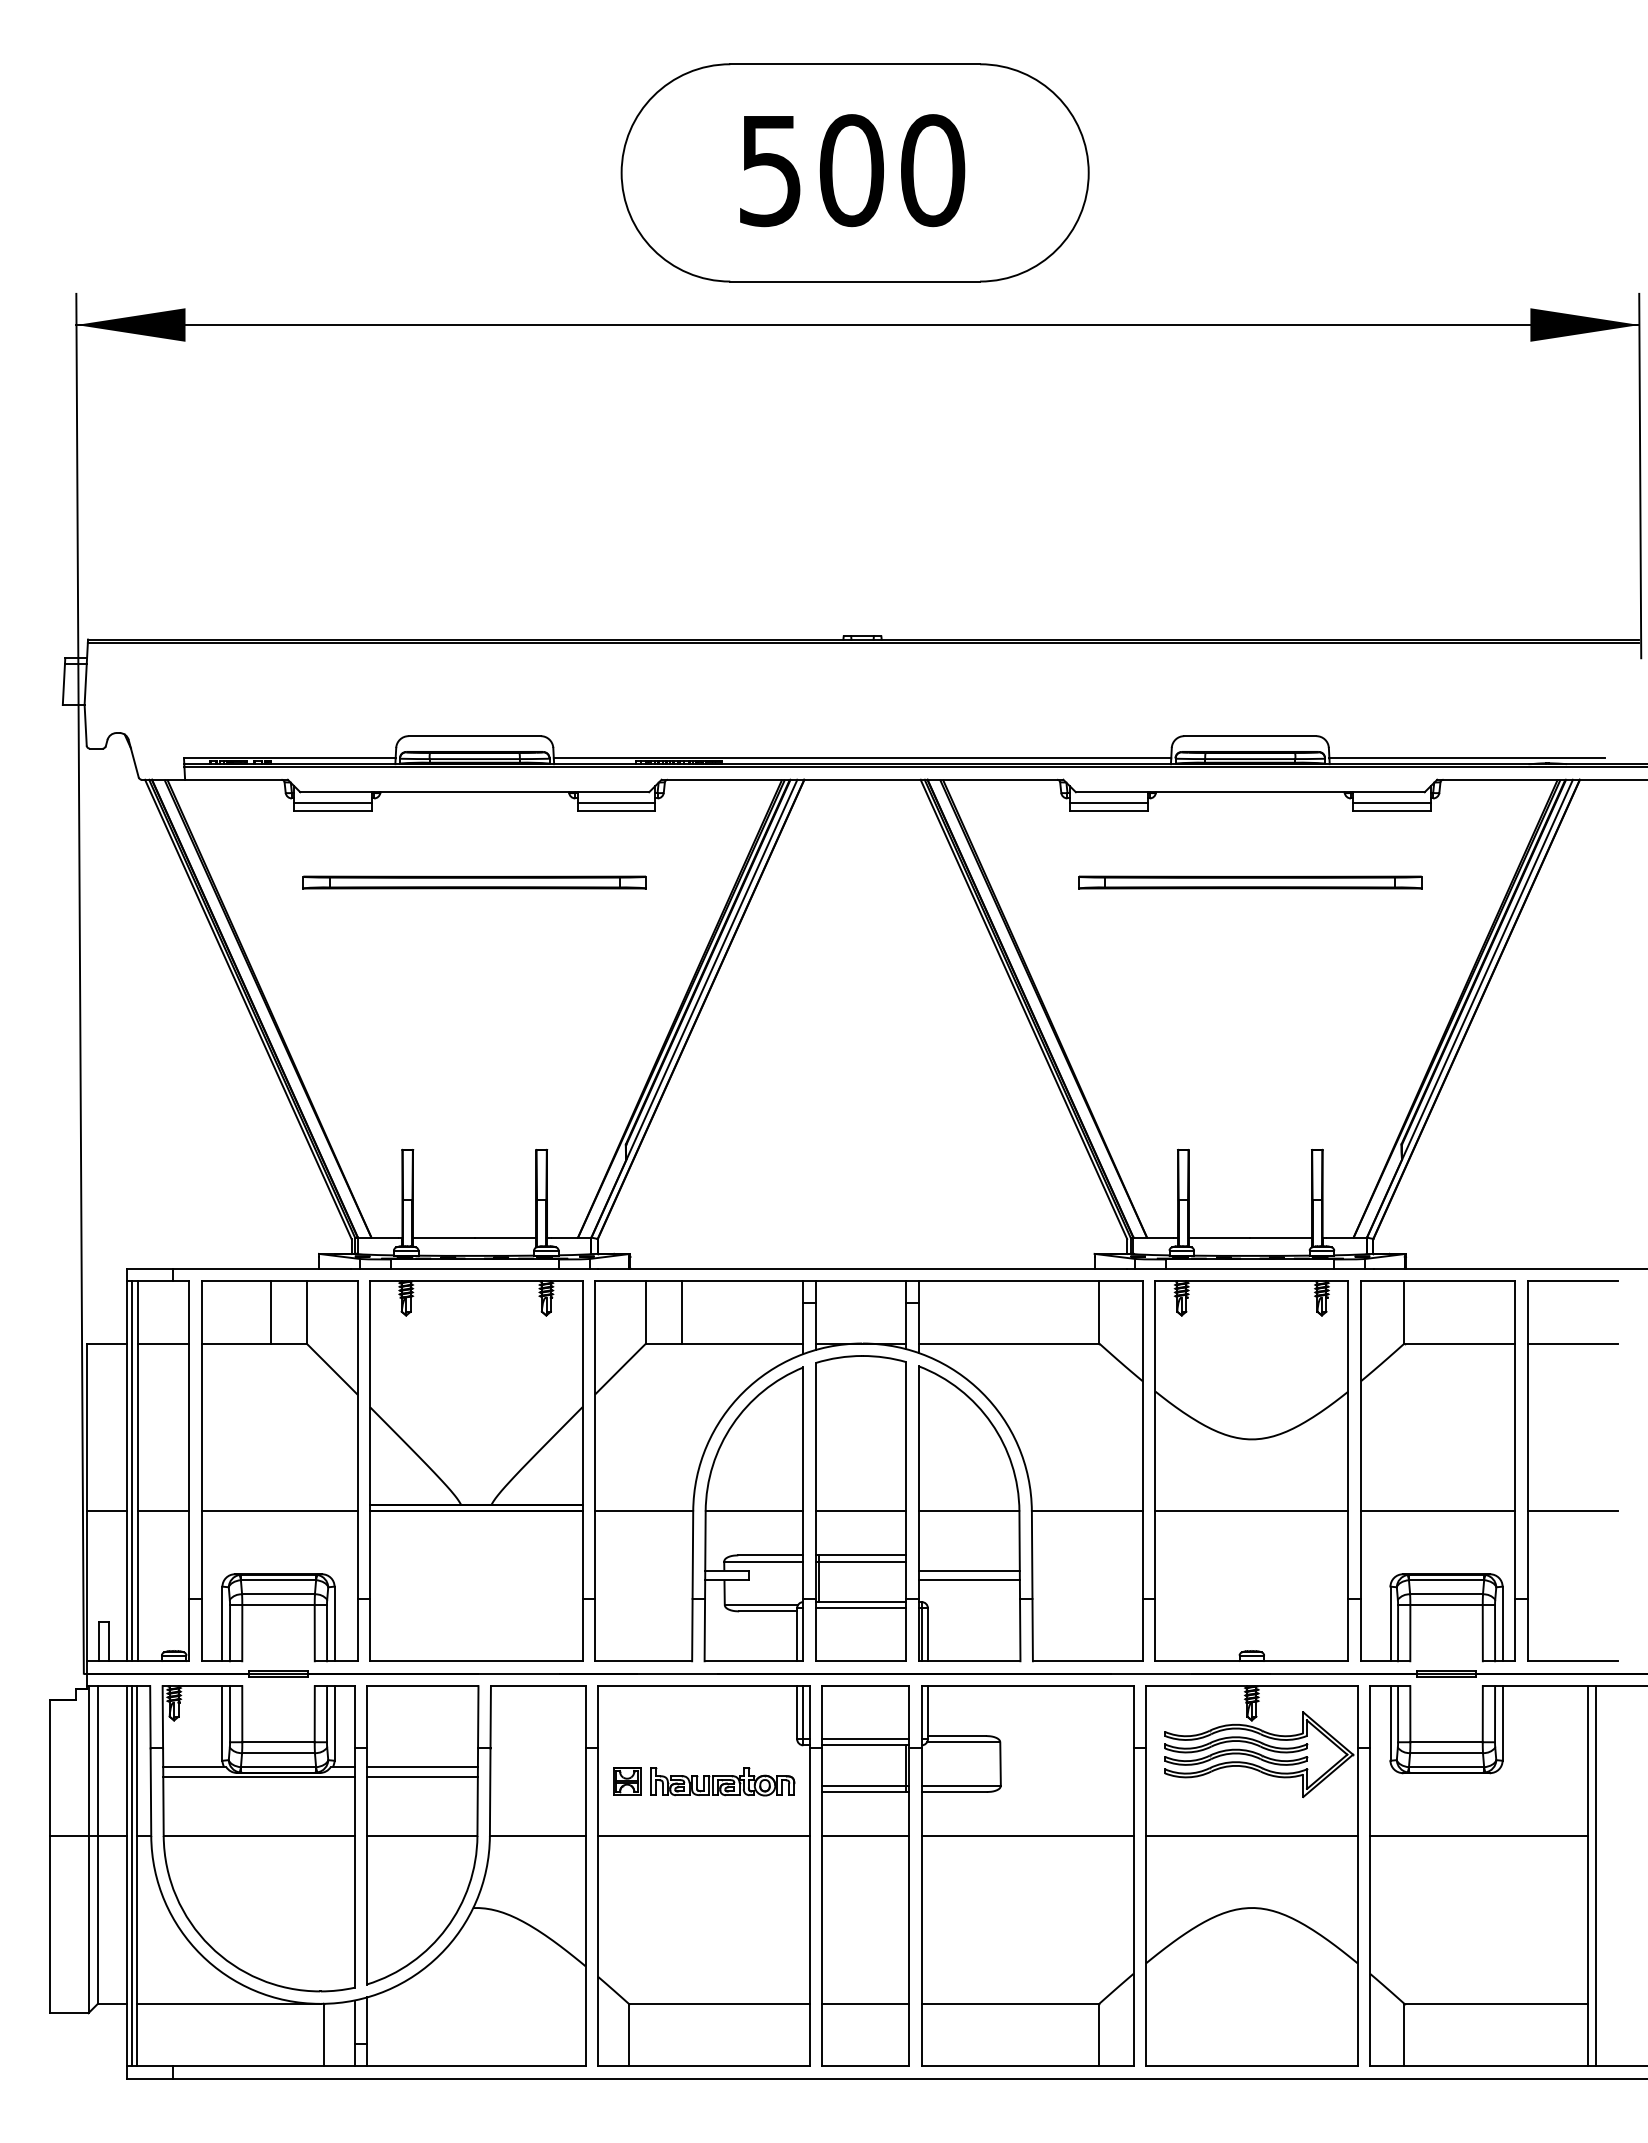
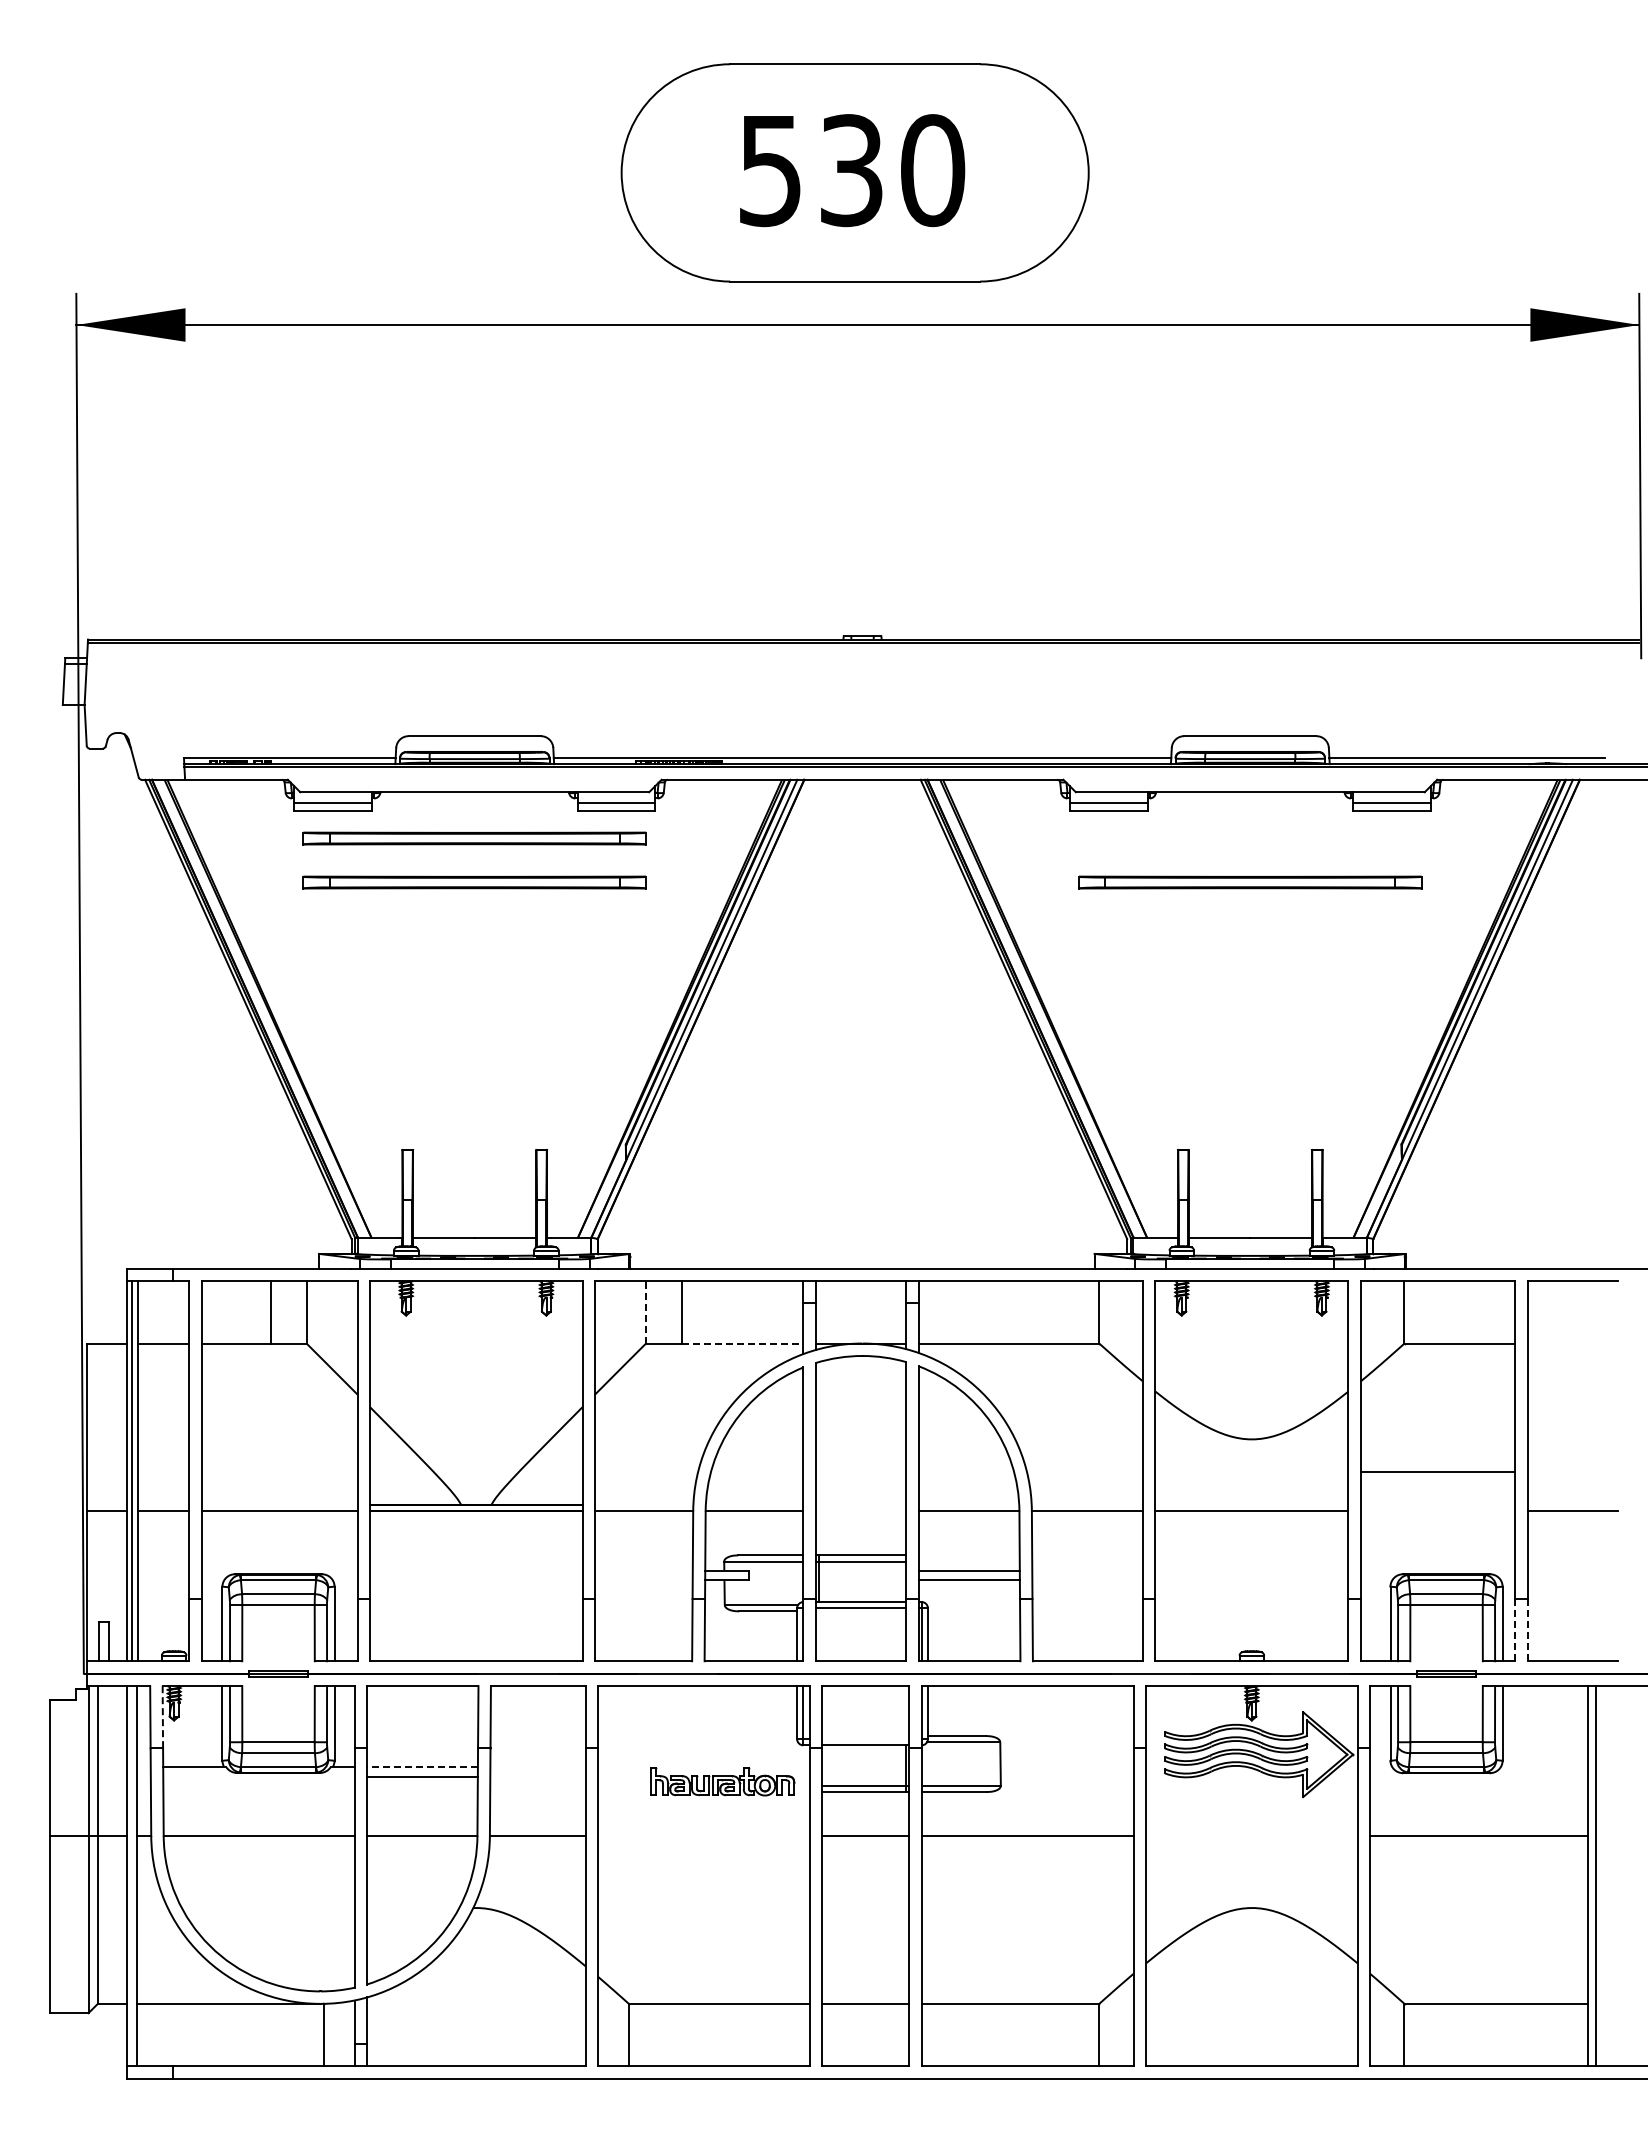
text: 500 -> 530 (851, 170)
part: none -> present (474, 838)
line: solid -> dashed (646, 1311)
line: solid -> dashed (742, 1343)
line: present -> none (1572, 1343)
line: present -> none (860, 1511)
line position: (1437, 1511) -> (1437, 1472) (1437, 1472)
line: solid -> dashed (1515, 1629)
line: solid -> dashed (1527, 1629)
line: solid -> dashed (162, 1717)
line: present -> none (865, 1739)
line: solid -> dashed (421, 1767)
line: present -> none (258, 1776)
part: present -> none (627, 1781)
line: present -> none (703, 1836)
line: present -> none (1251, 1836)
line: present -> none (132, 1876)
